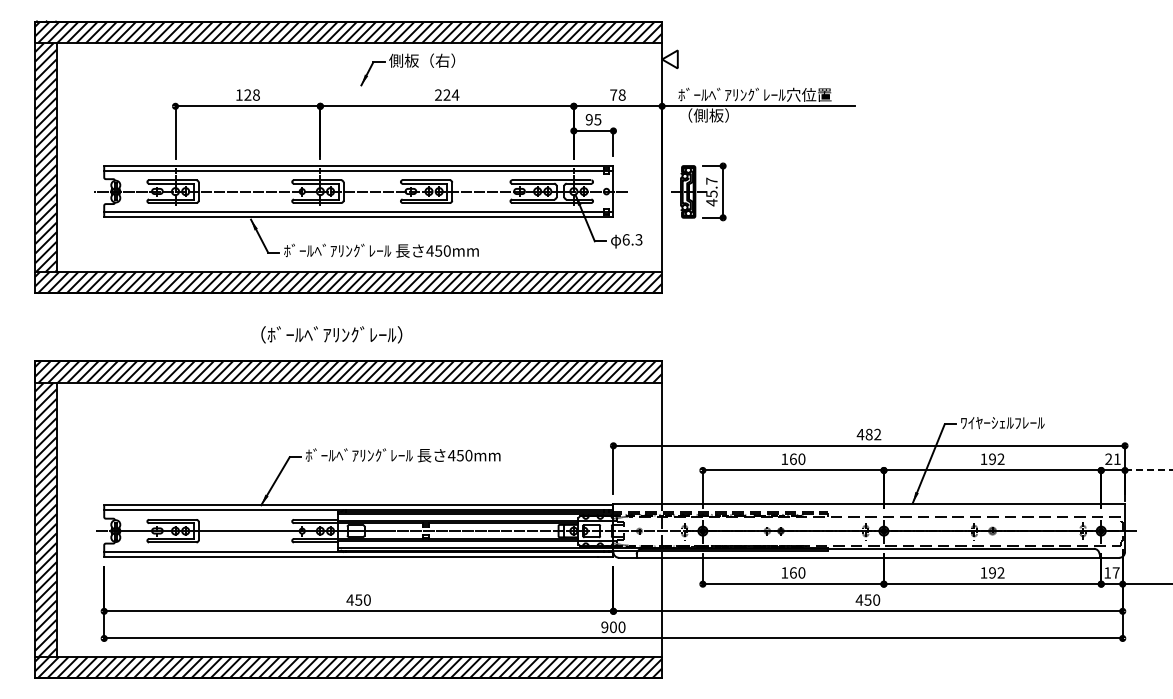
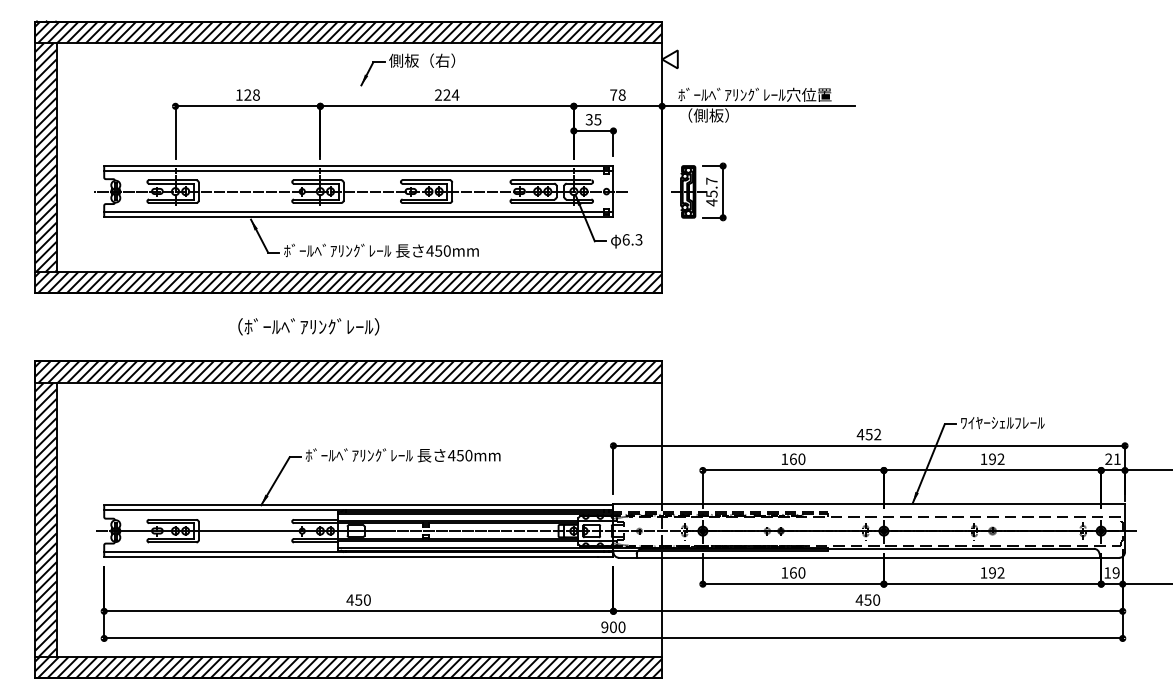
text: 95 -> 35 (588, 119)
text position: (331, 334) -> (308, 326) (308, 326)
text: 482 -> 452 (868, 434)
line: dashed -> solid (1148, 470)
text: 17 -> 19 (1115, 572)
